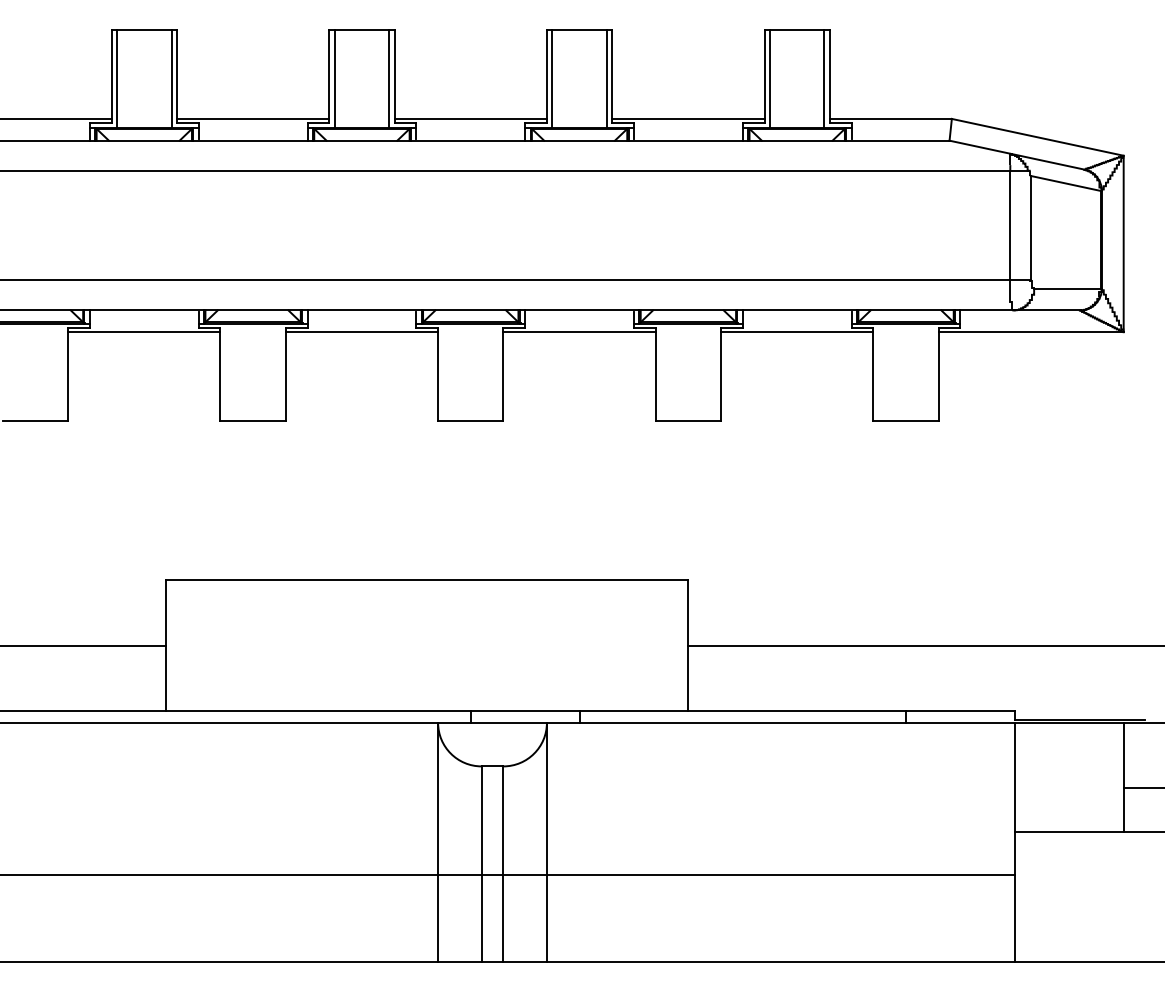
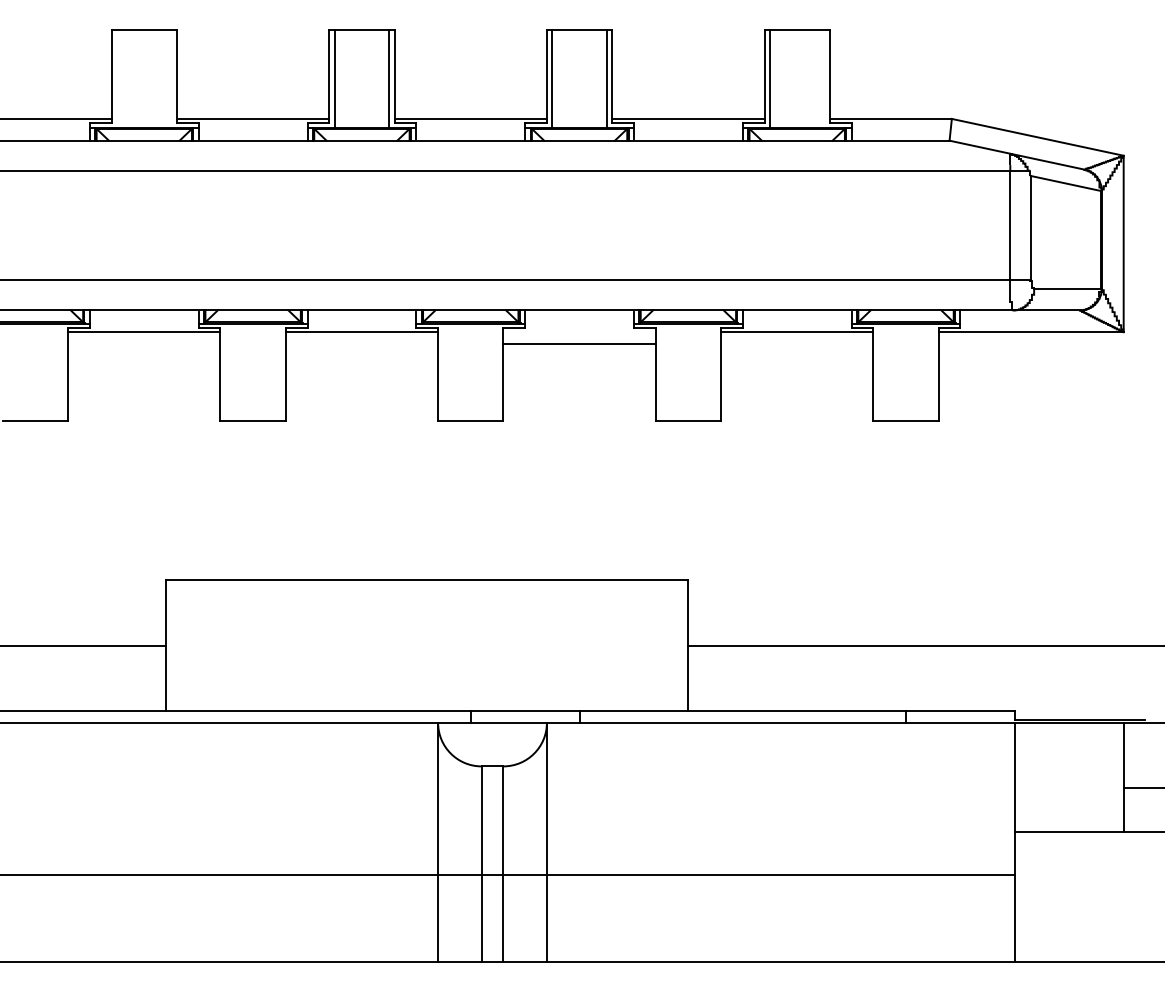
line: present -> none (117, 78)
line: present -> none (171, 78)
line: present -> none (824, 78)
line position: (579, 332) -> (579, 344) (579, 344)
